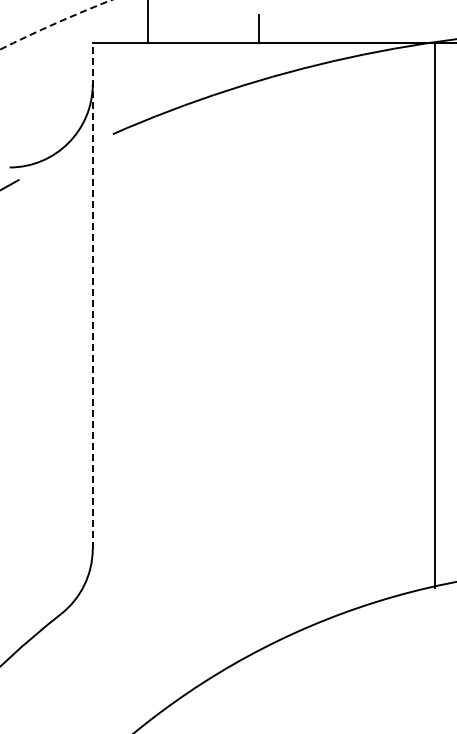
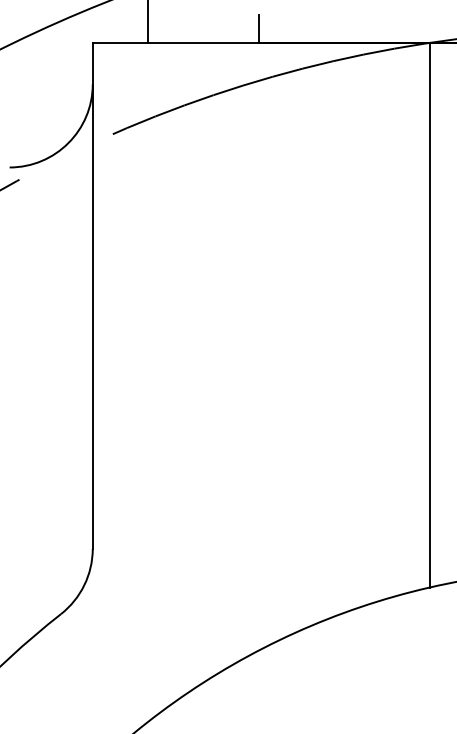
arc: dashed -> solid (56, 23)
line: dashed -> solid (92, 295)
line position: (434, 314) -> (429, 314) (429, 314)
